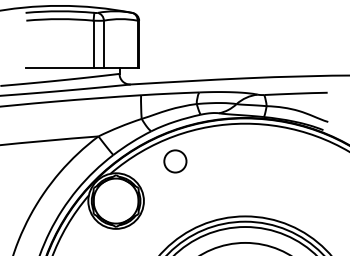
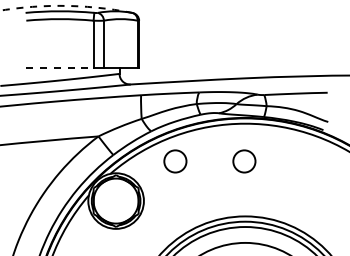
arc: solid -> dashed (65, 6)
line: solid -> dashed (59, 68)
circle: none -> present (244, 161)
